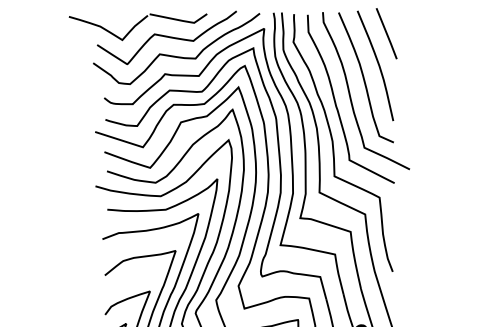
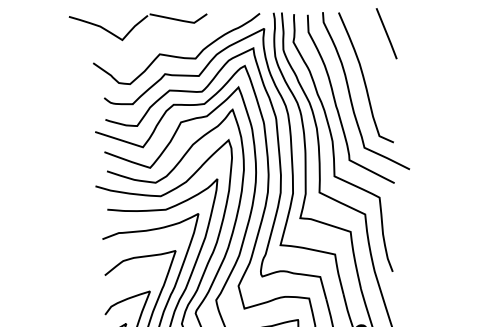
curve: present -> none (166, 37)
curve: present -> none (377, 64)
